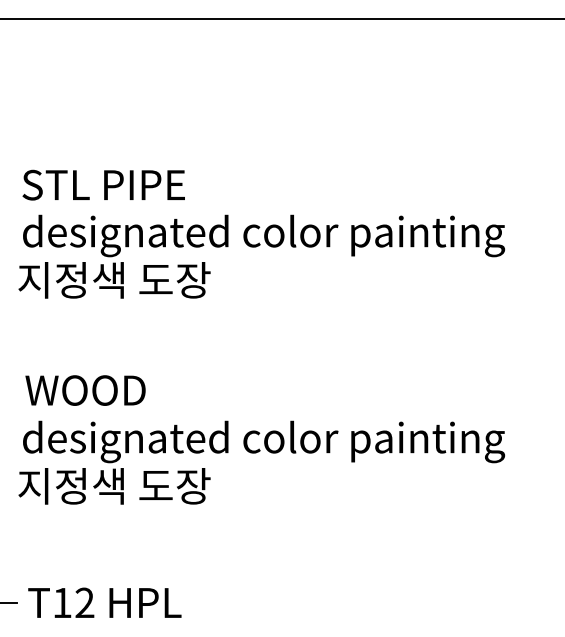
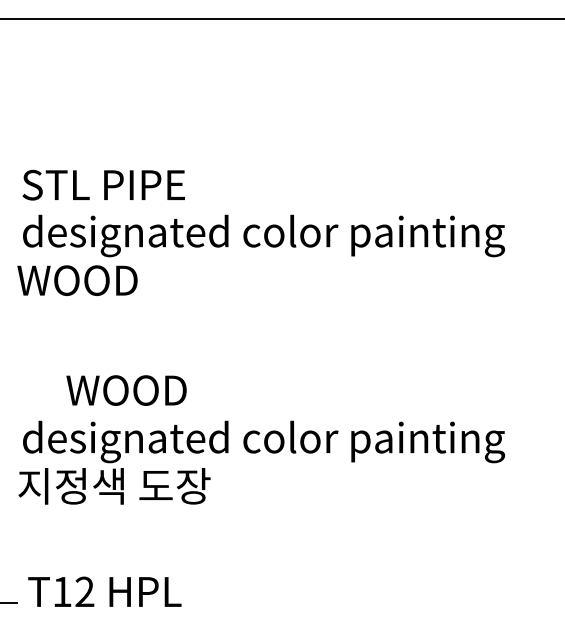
text: 지정색 도장 -> WOOD (113, 280)
text position: (85, 390) -> (126, 390) (126, 390)
text position: (104, 602) -> (104, 591) (104, 591)
